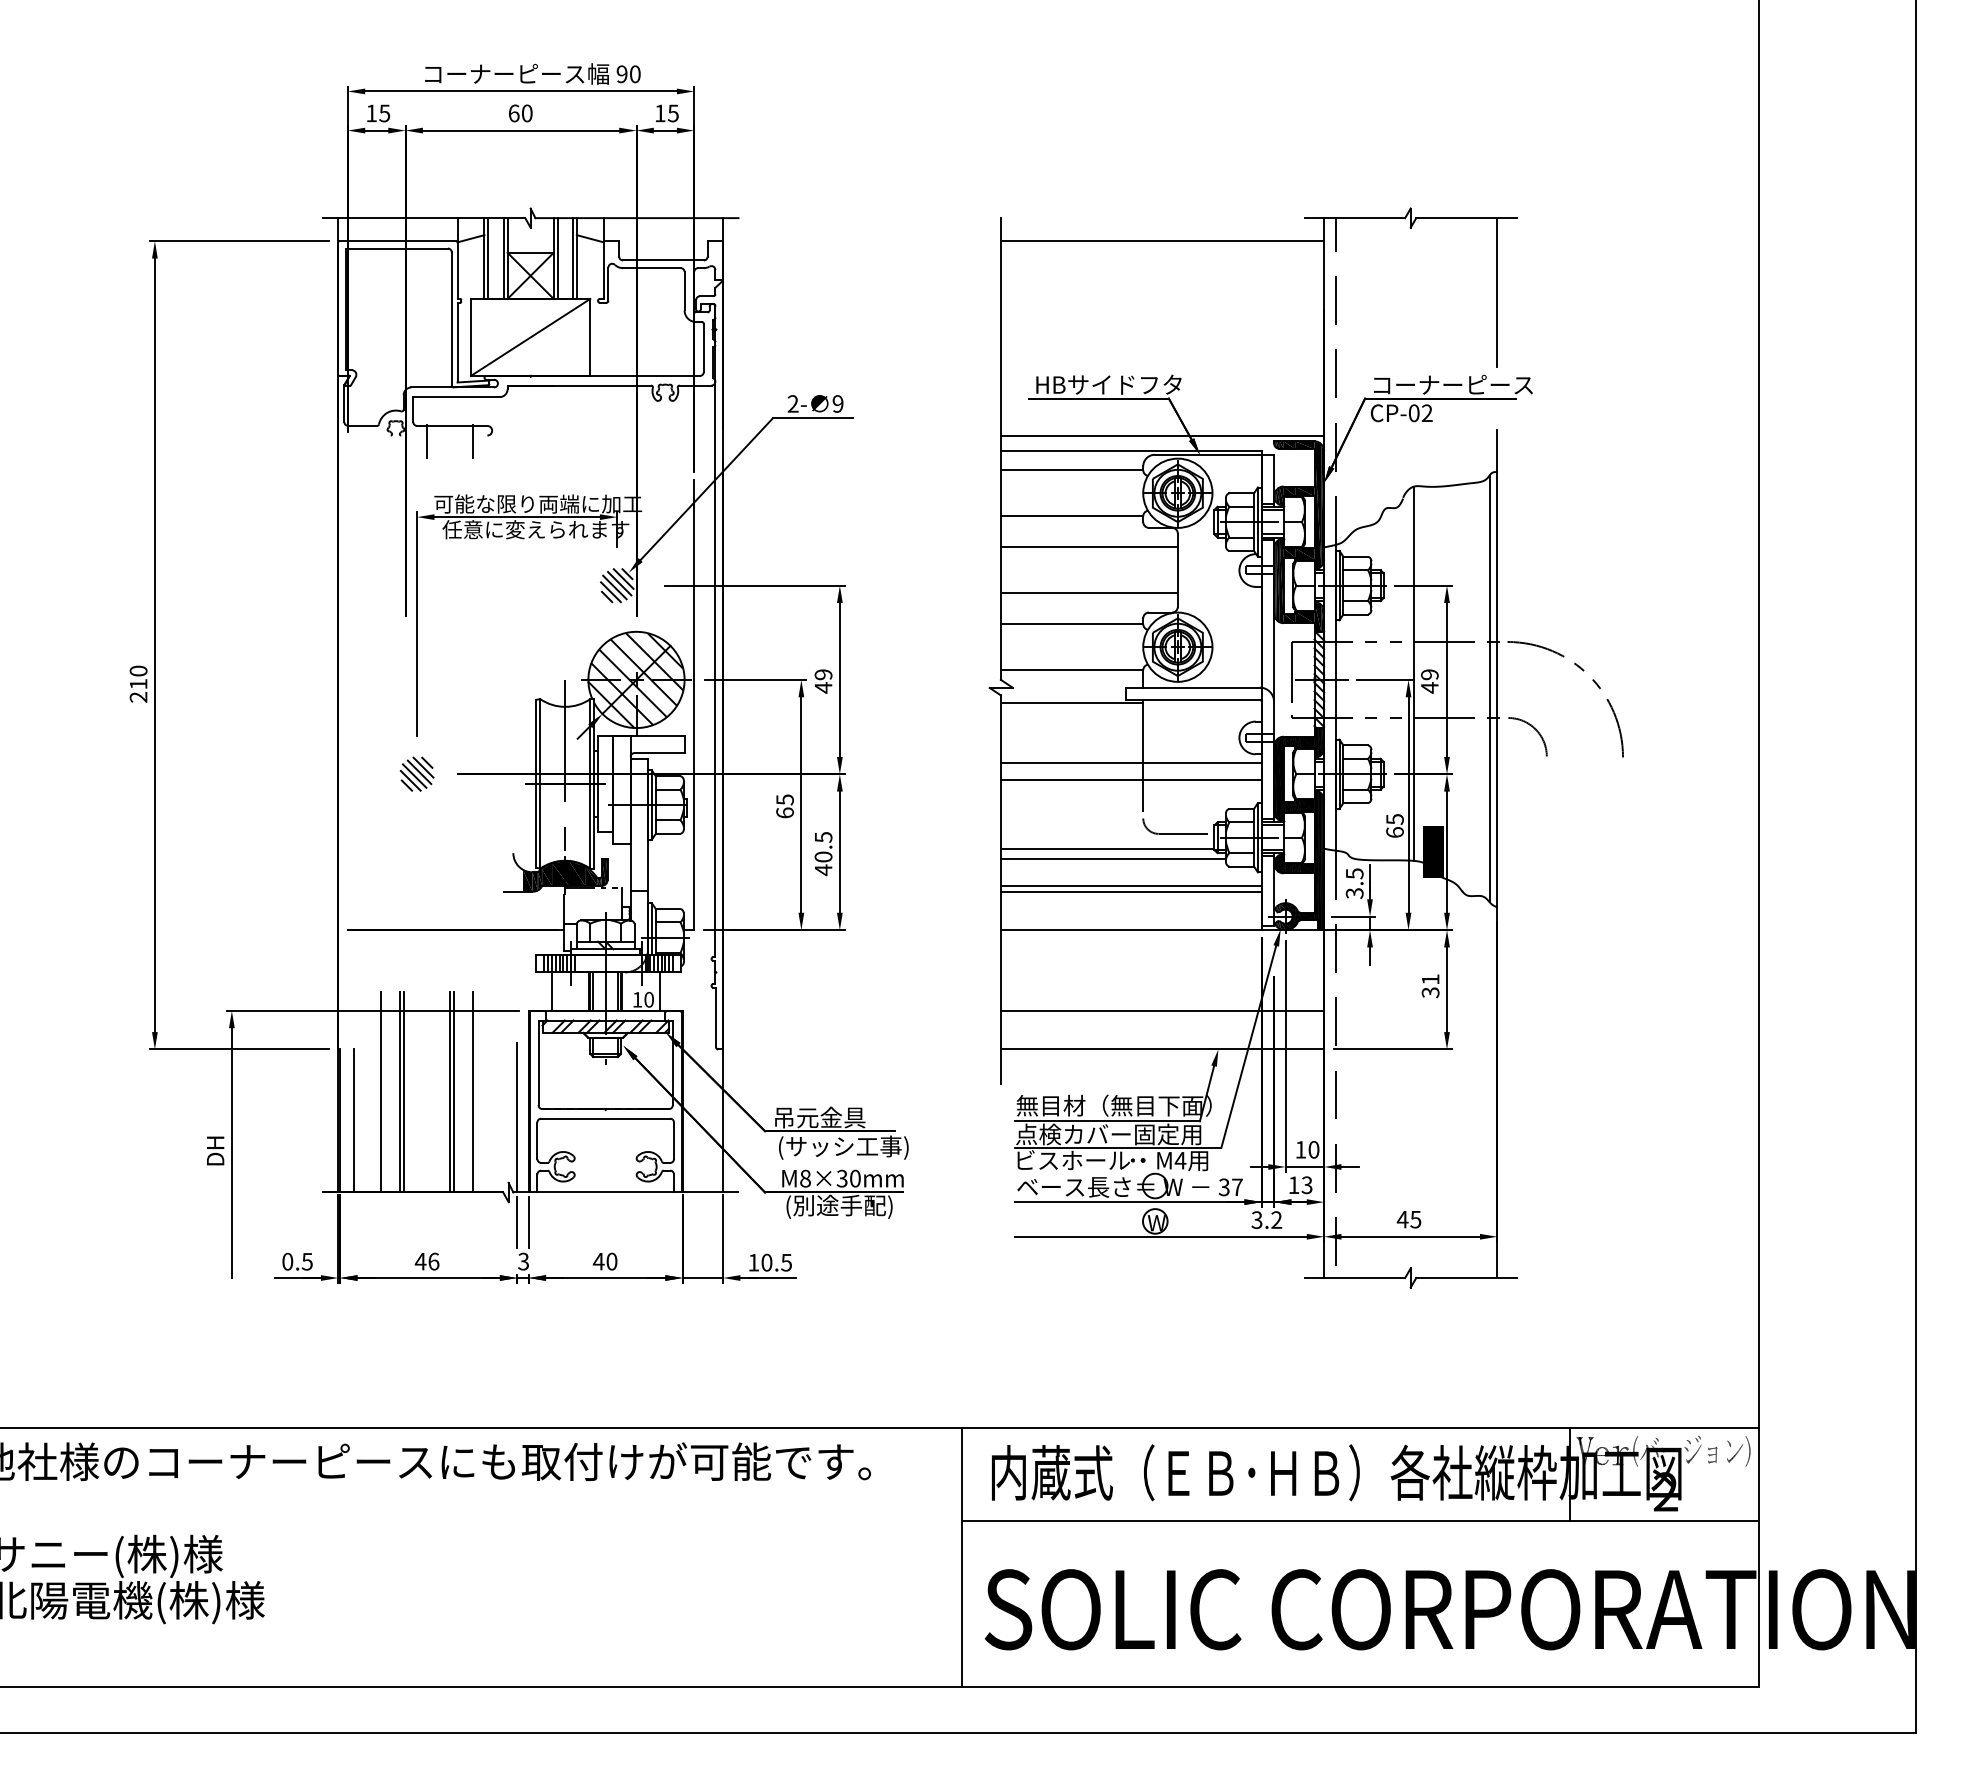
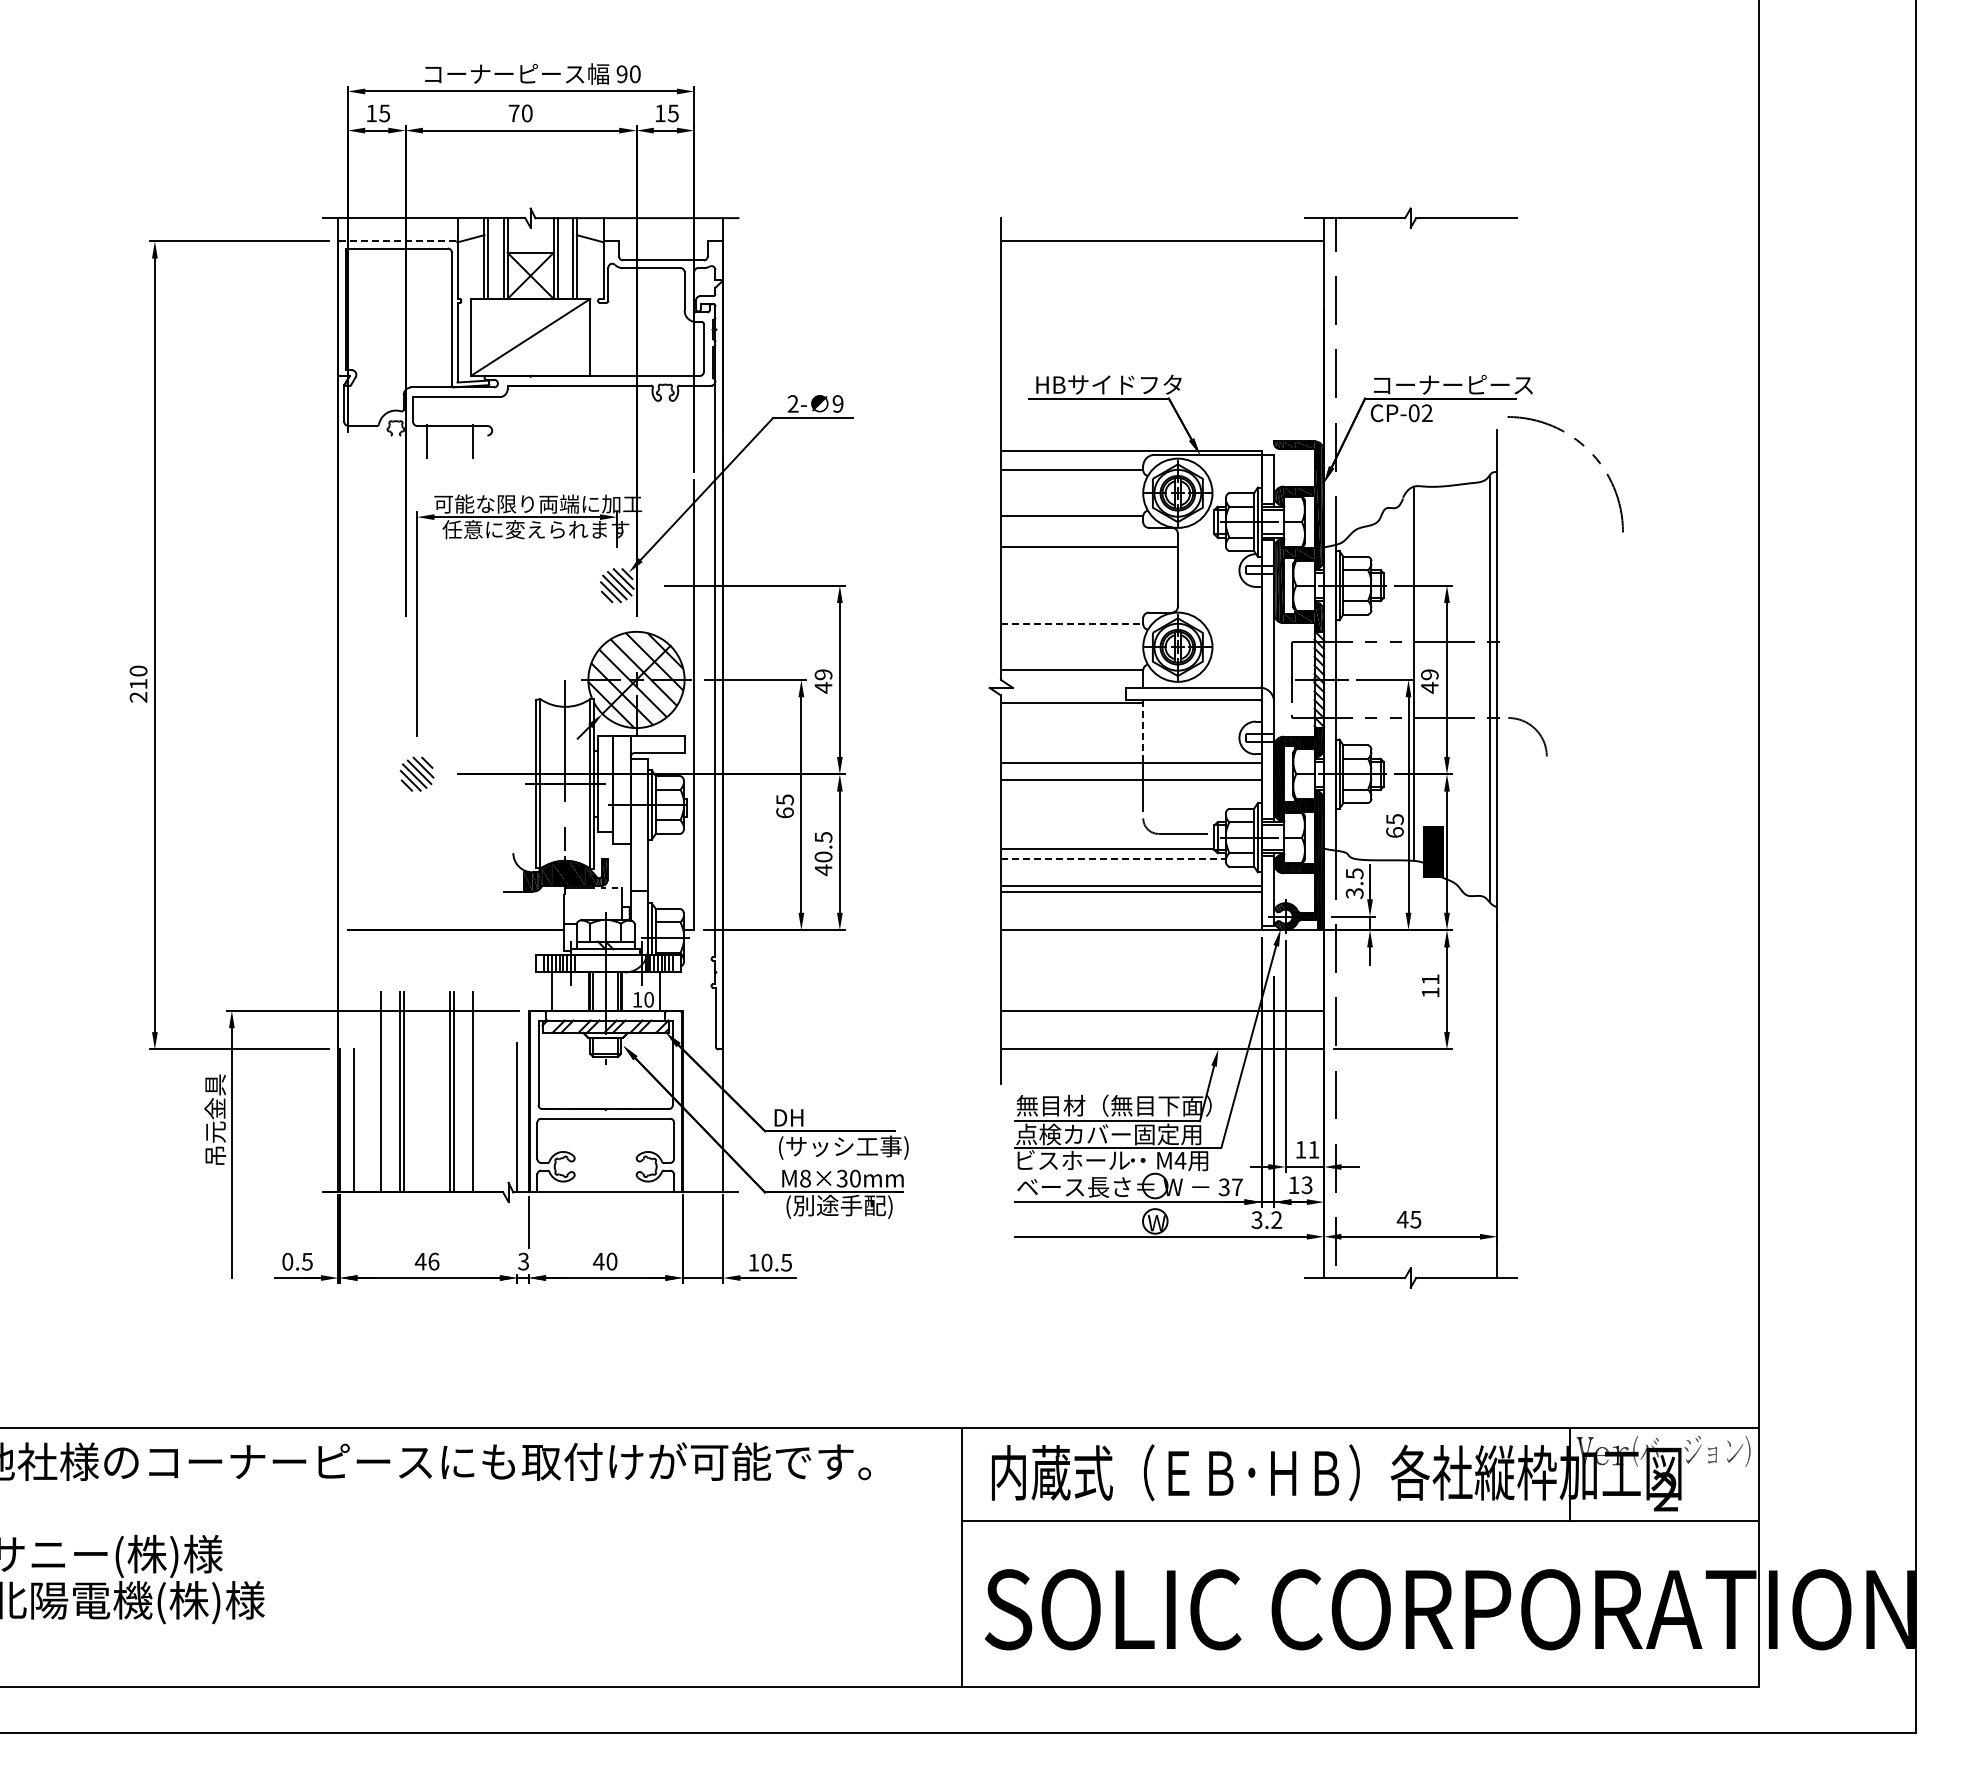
text: 60 -> 70 (513, 113)
line: solid -> dashed (398, 241)
line: present -> none (1497, 292)
line: present -> none (1162, 435)
line: present -> none (1088, 593)
line: solid -> dashed (1072, 624)
arc position: (1592, 680) -> (1592, 455) (1592, 455)
line: solid -> dashed (1143, 731)
line: solid -> dashed (1113, 858)
text: 31 -> 11 (1430, 992)
text: 吊元金具 -> DH (819, 1117)
text: DH -> 吊元金具 (215, 1119)
text: 10 -> 11 (1313, 1149)
line: present -> none (517, 1221)
